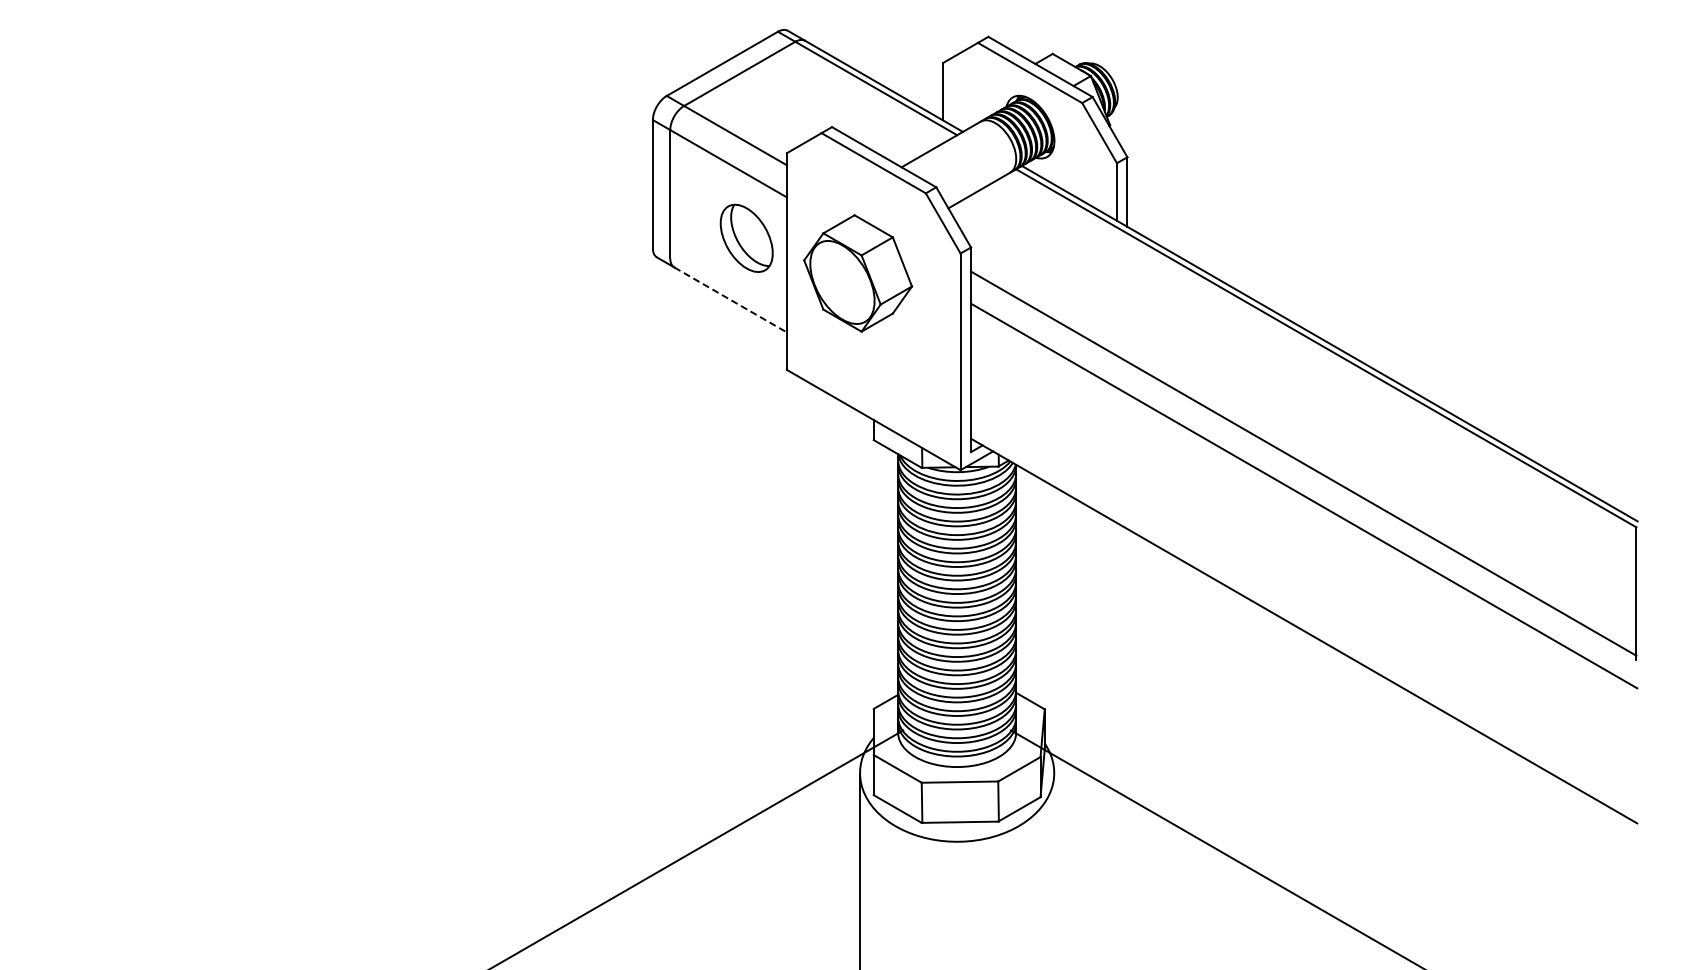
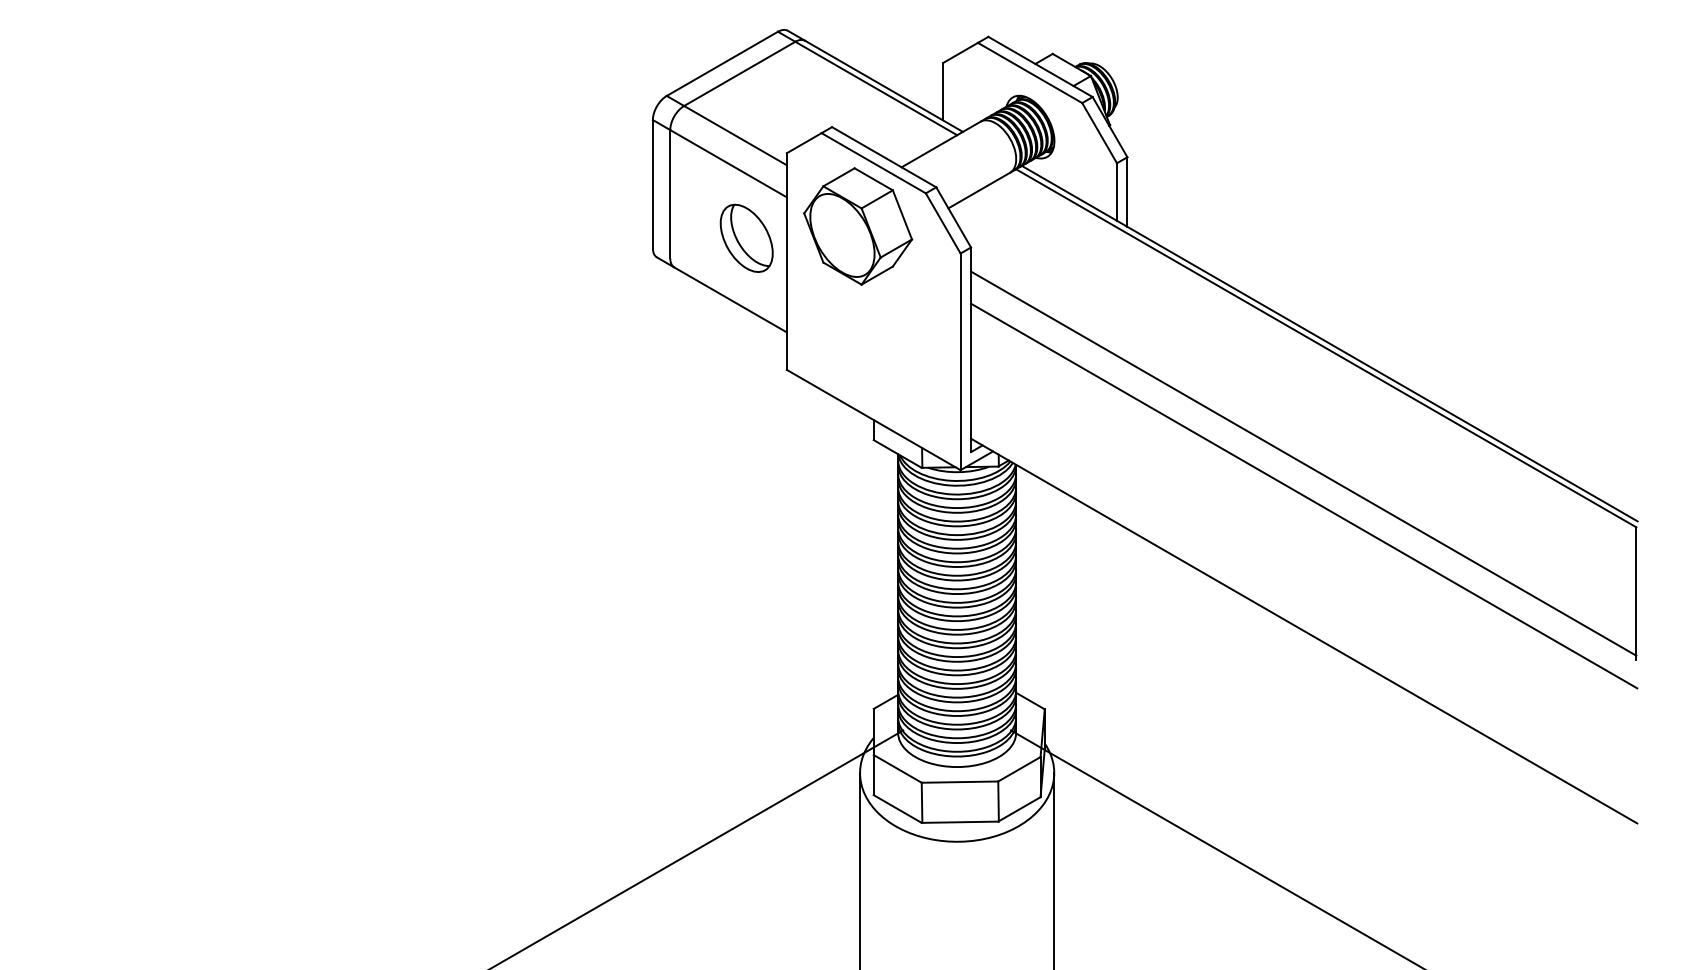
part position: (858, 273) -> (858, 226) (858, 226)
line: dashed -> solid (730, 299)
line: none -> present (1054, 869)
